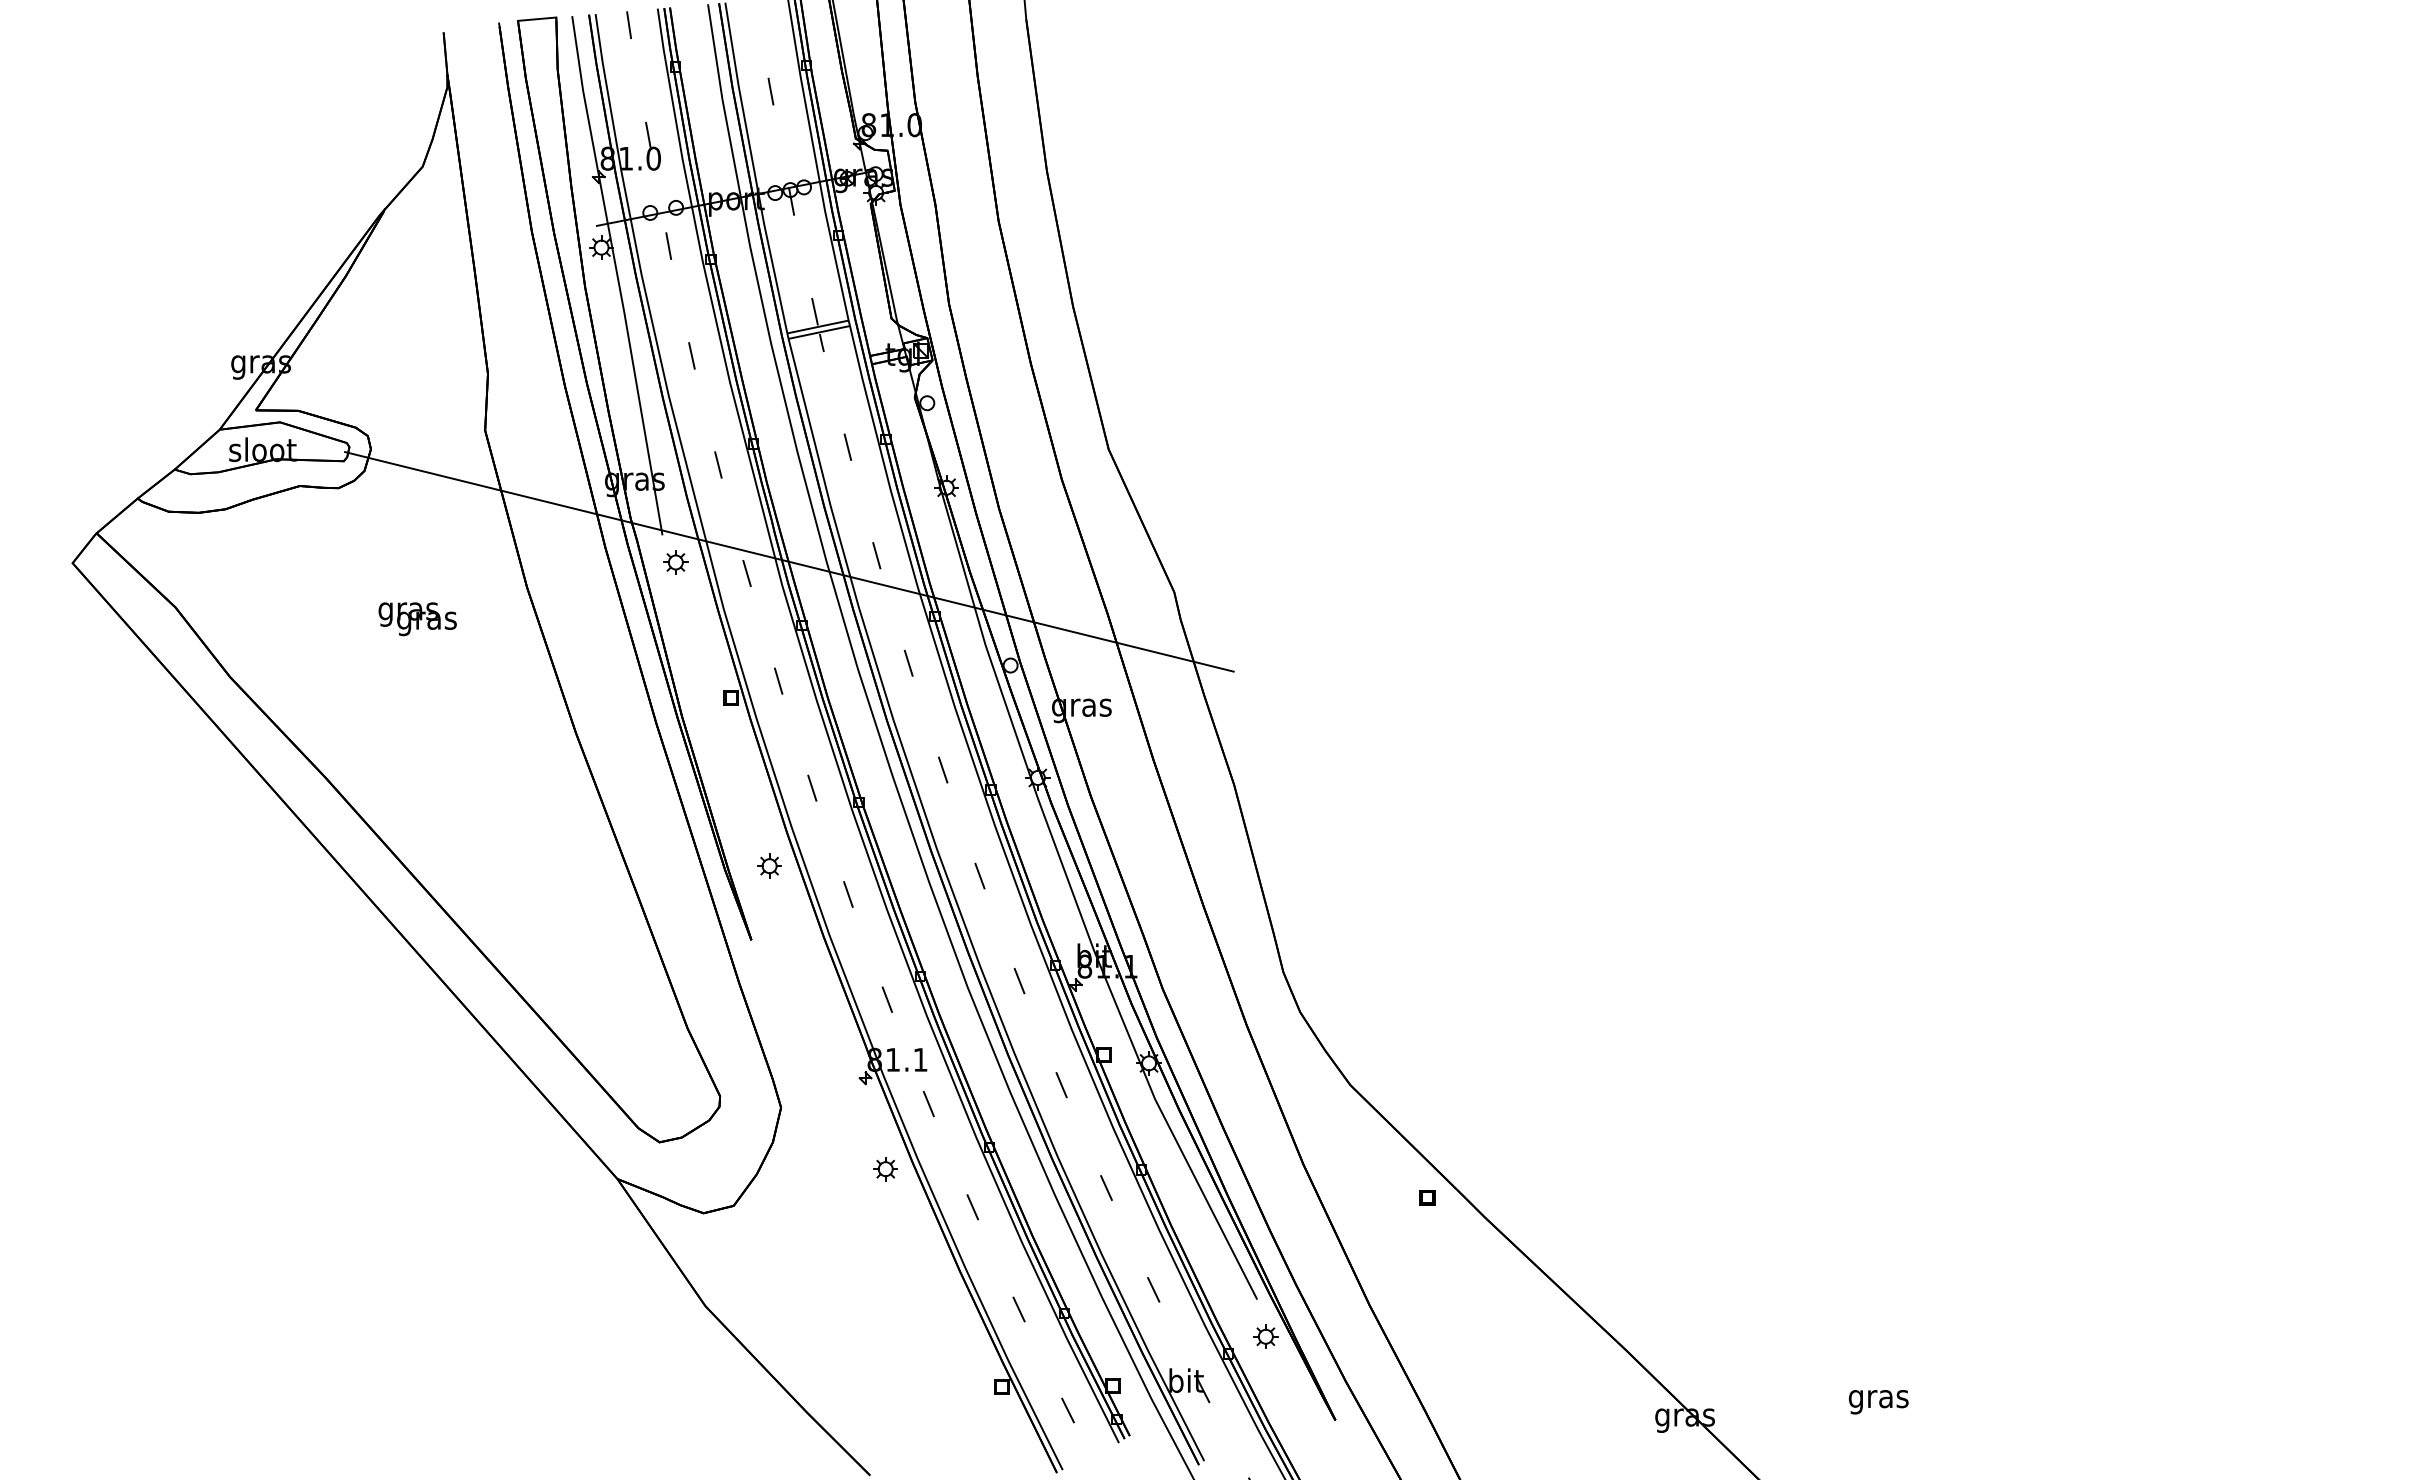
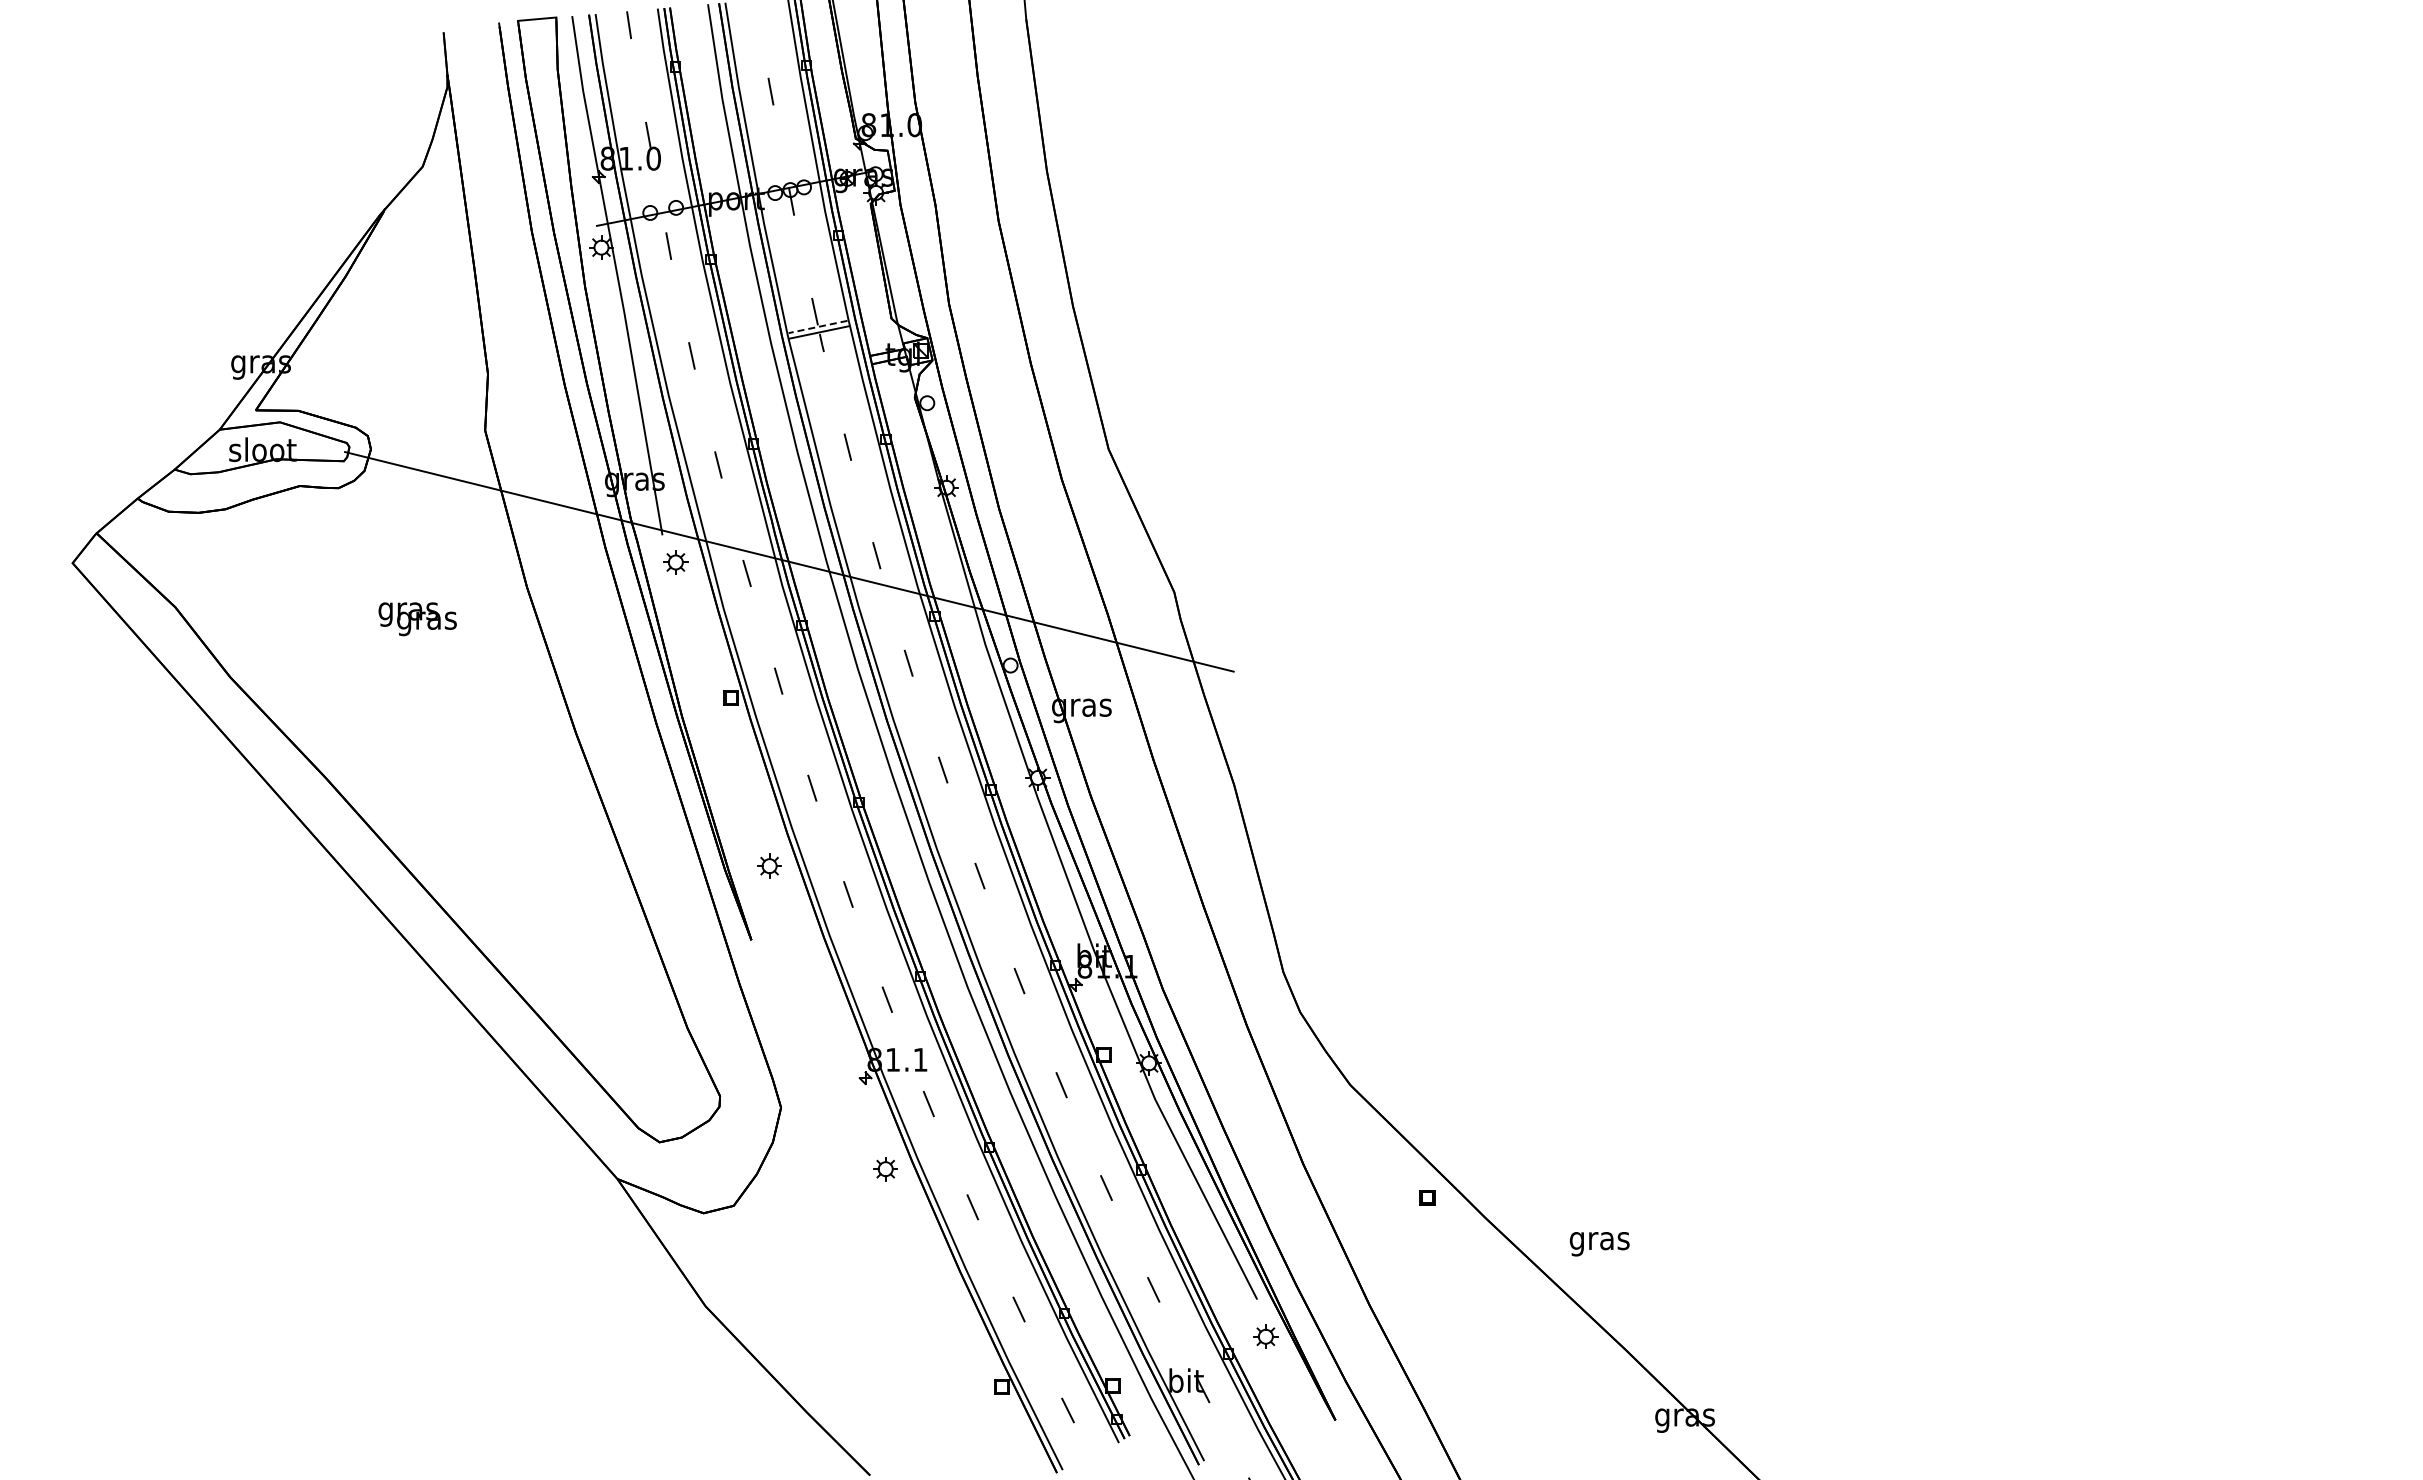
line: solid -> dashed (817, 327)
text position: (1878, 1402) -> (1599, 1244) (1599, 1244)
